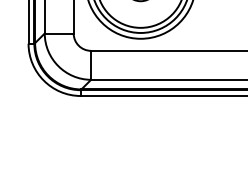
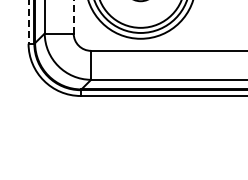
line: solid -> dashed (73, 16)
line: solid -> dashed (28, 22)
